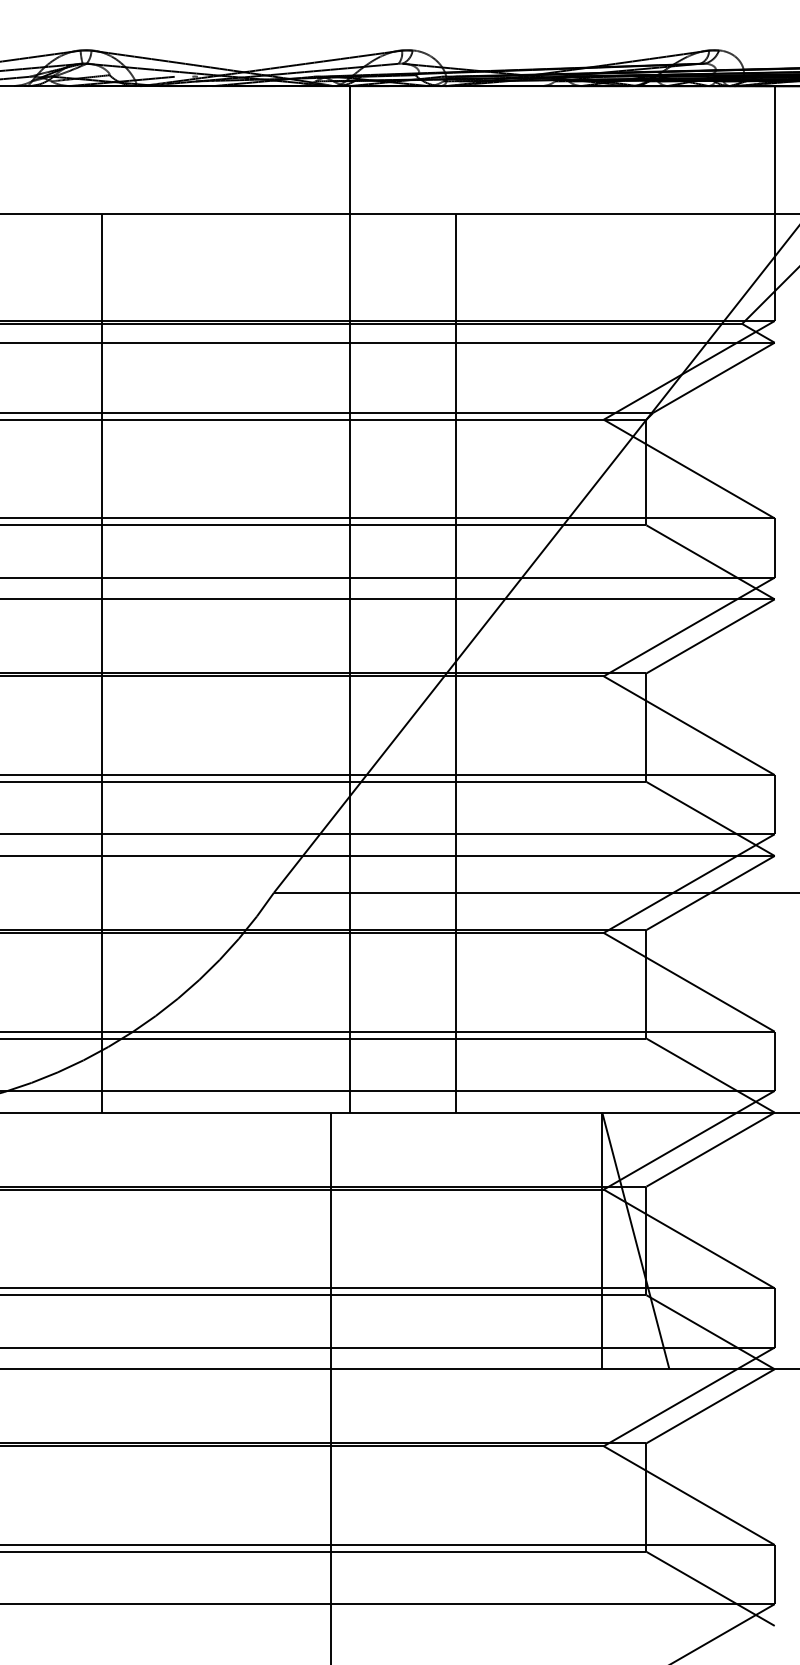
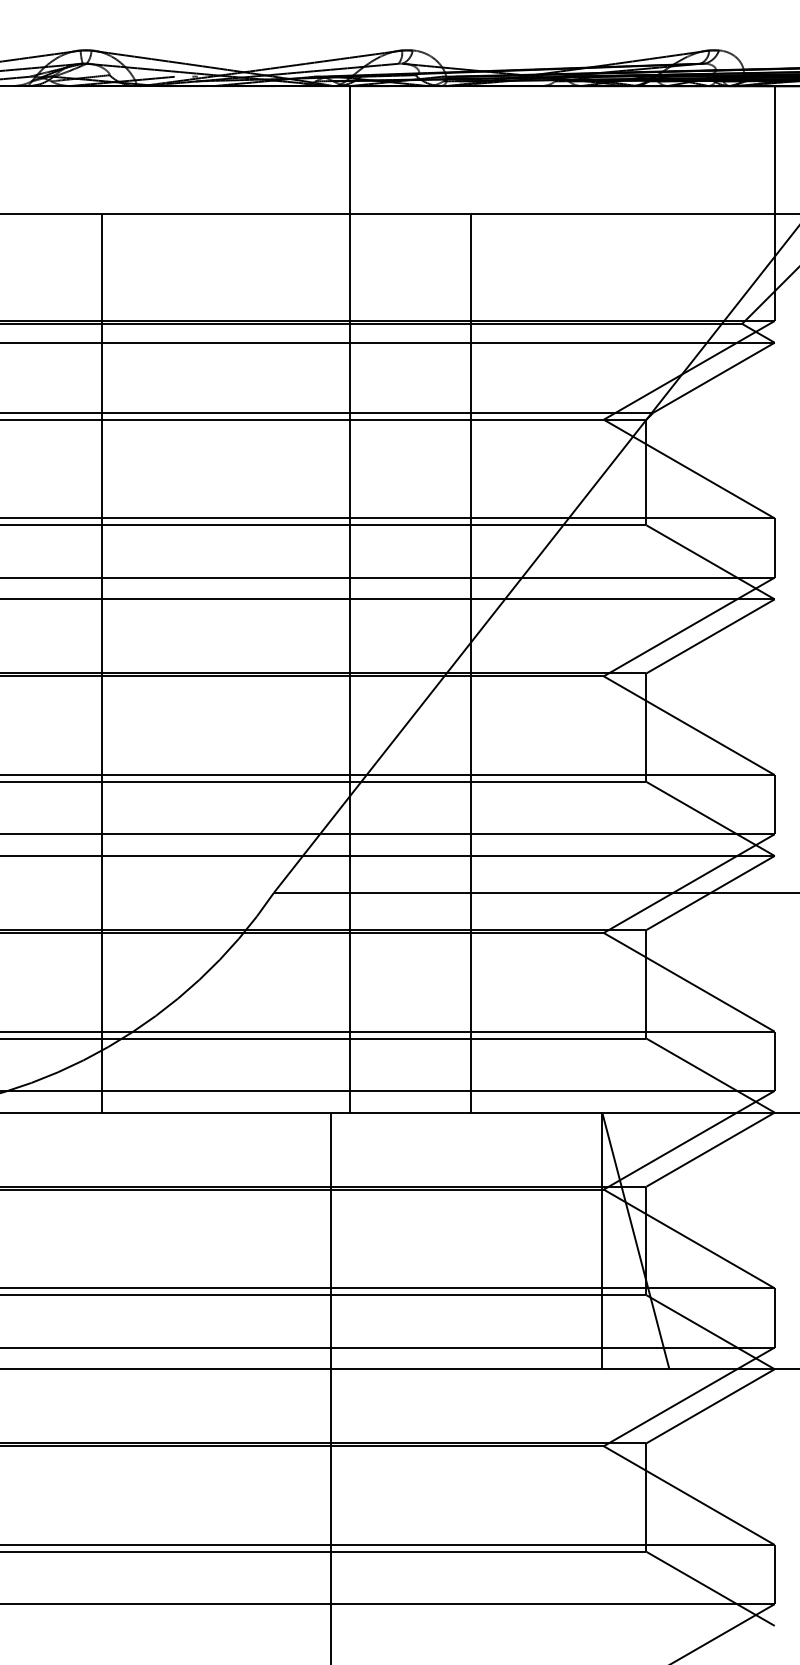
line position: (455, 663) -> (470, 663) (470, 663)
